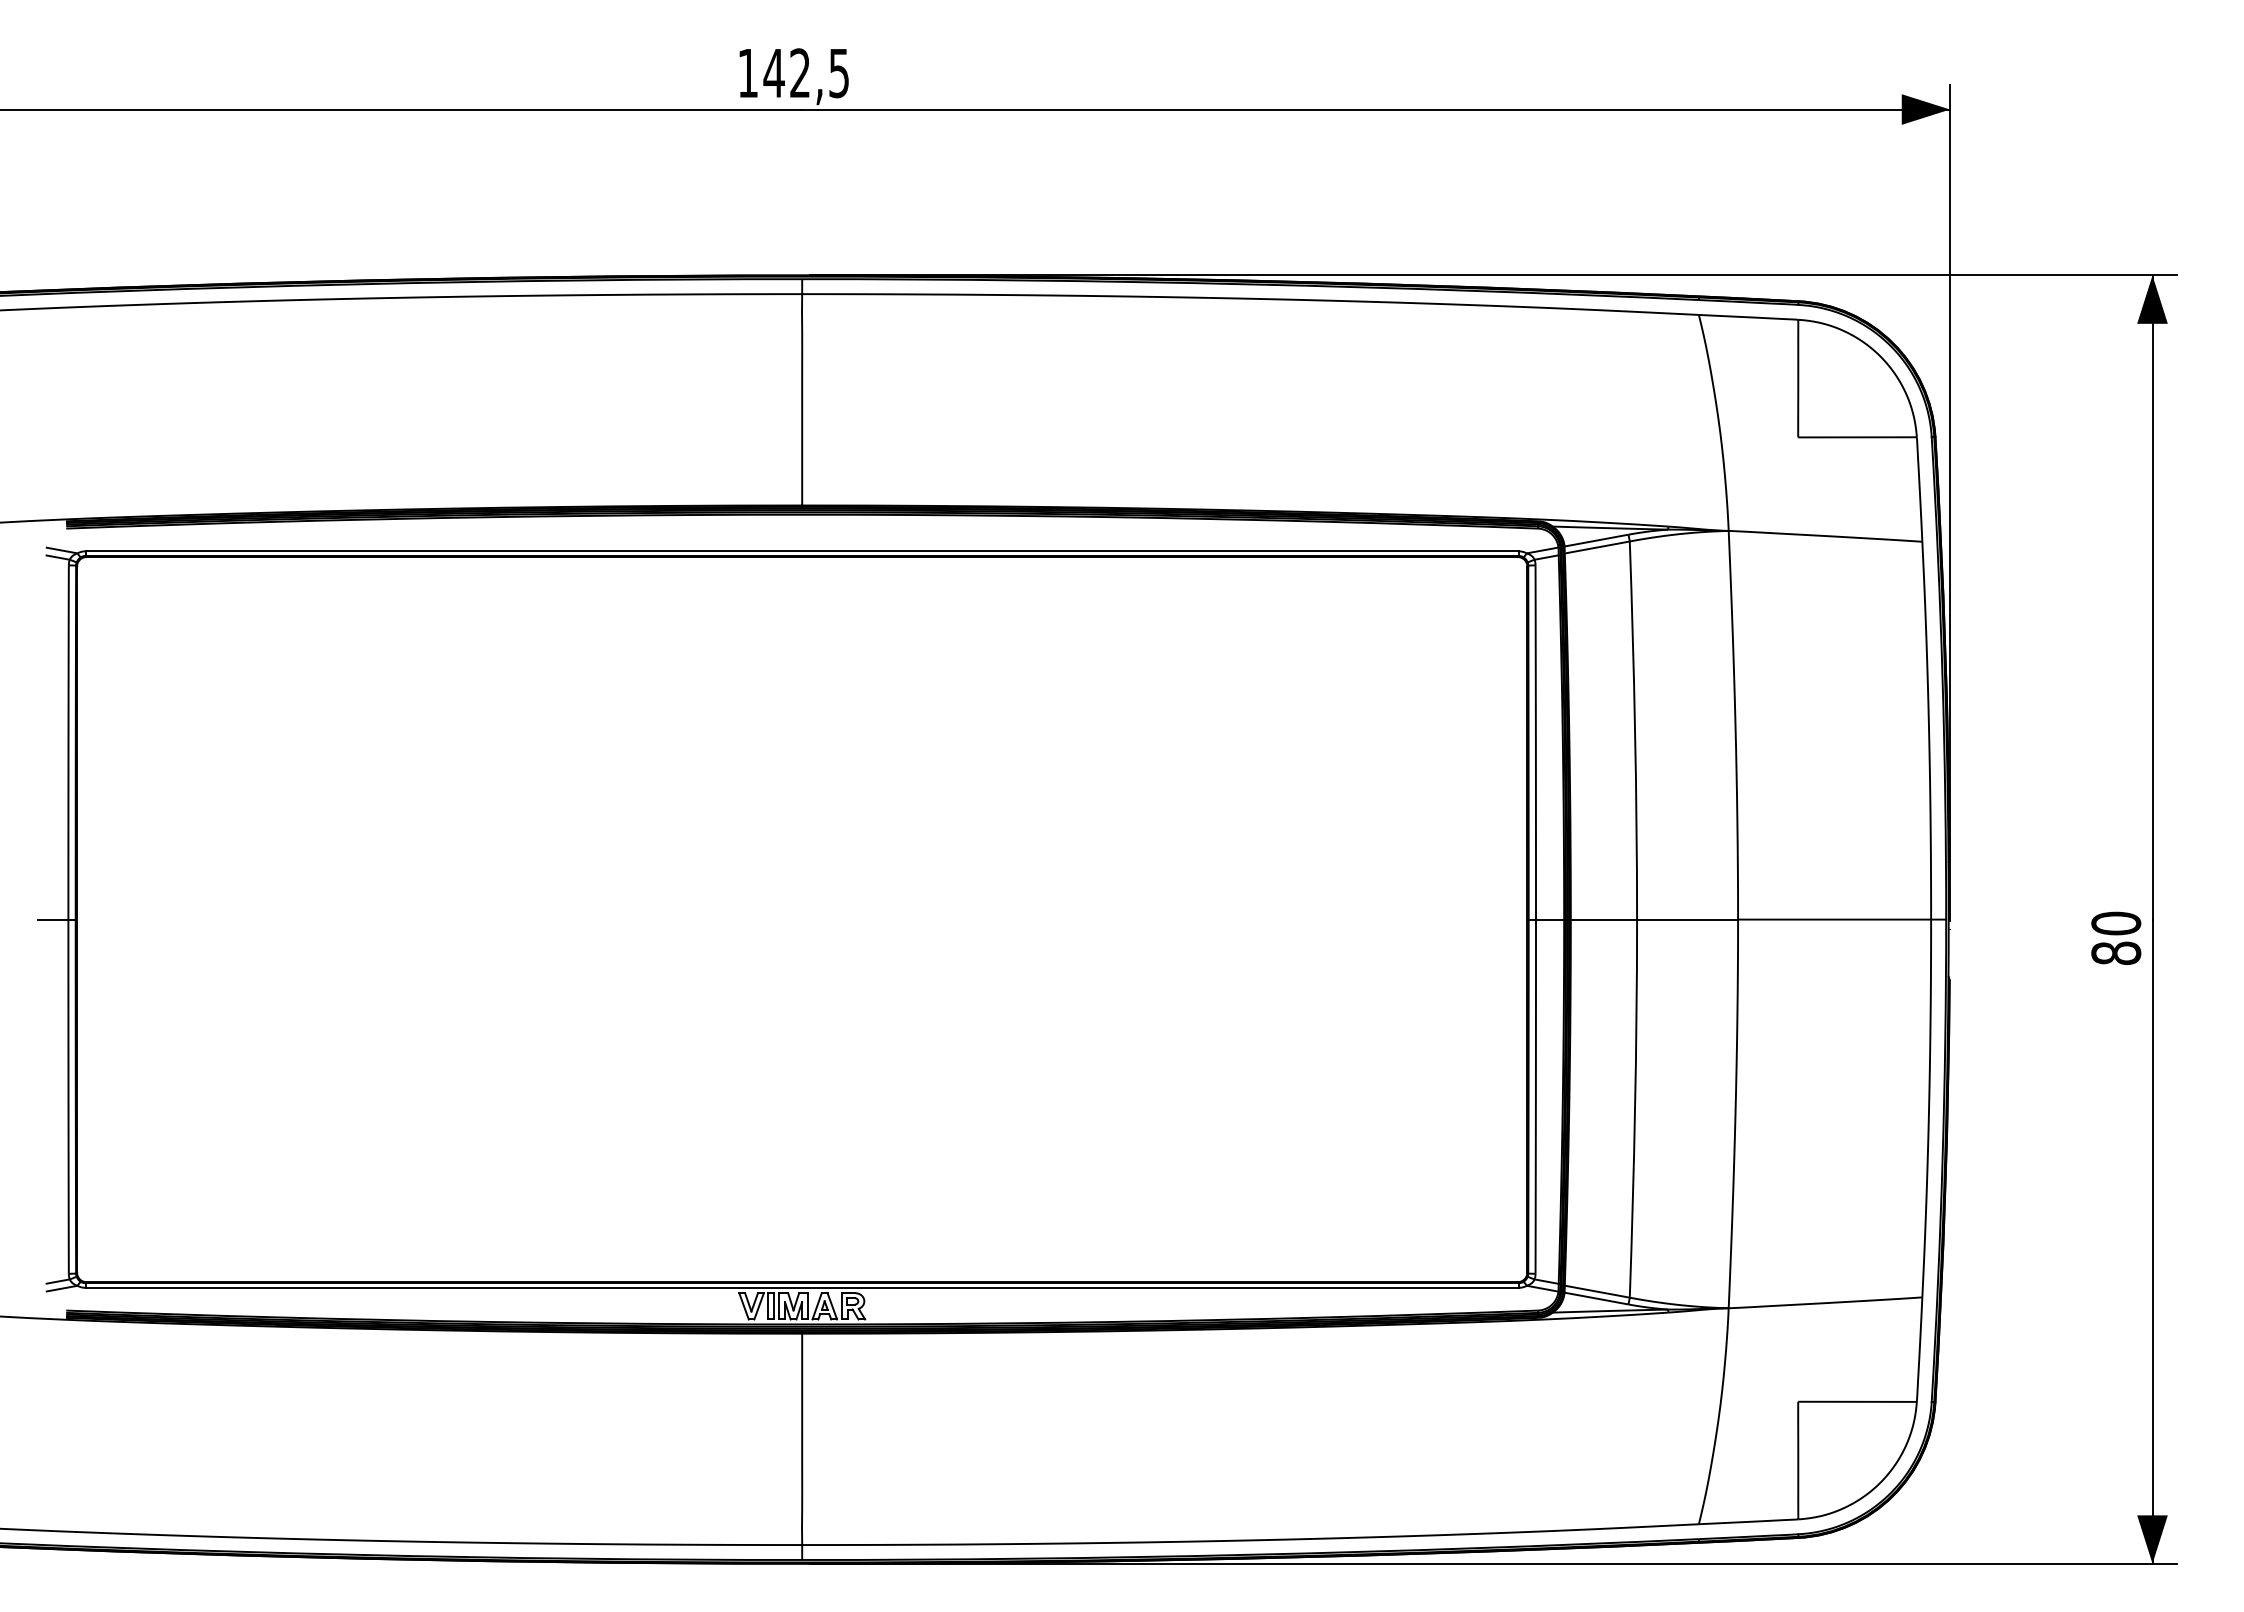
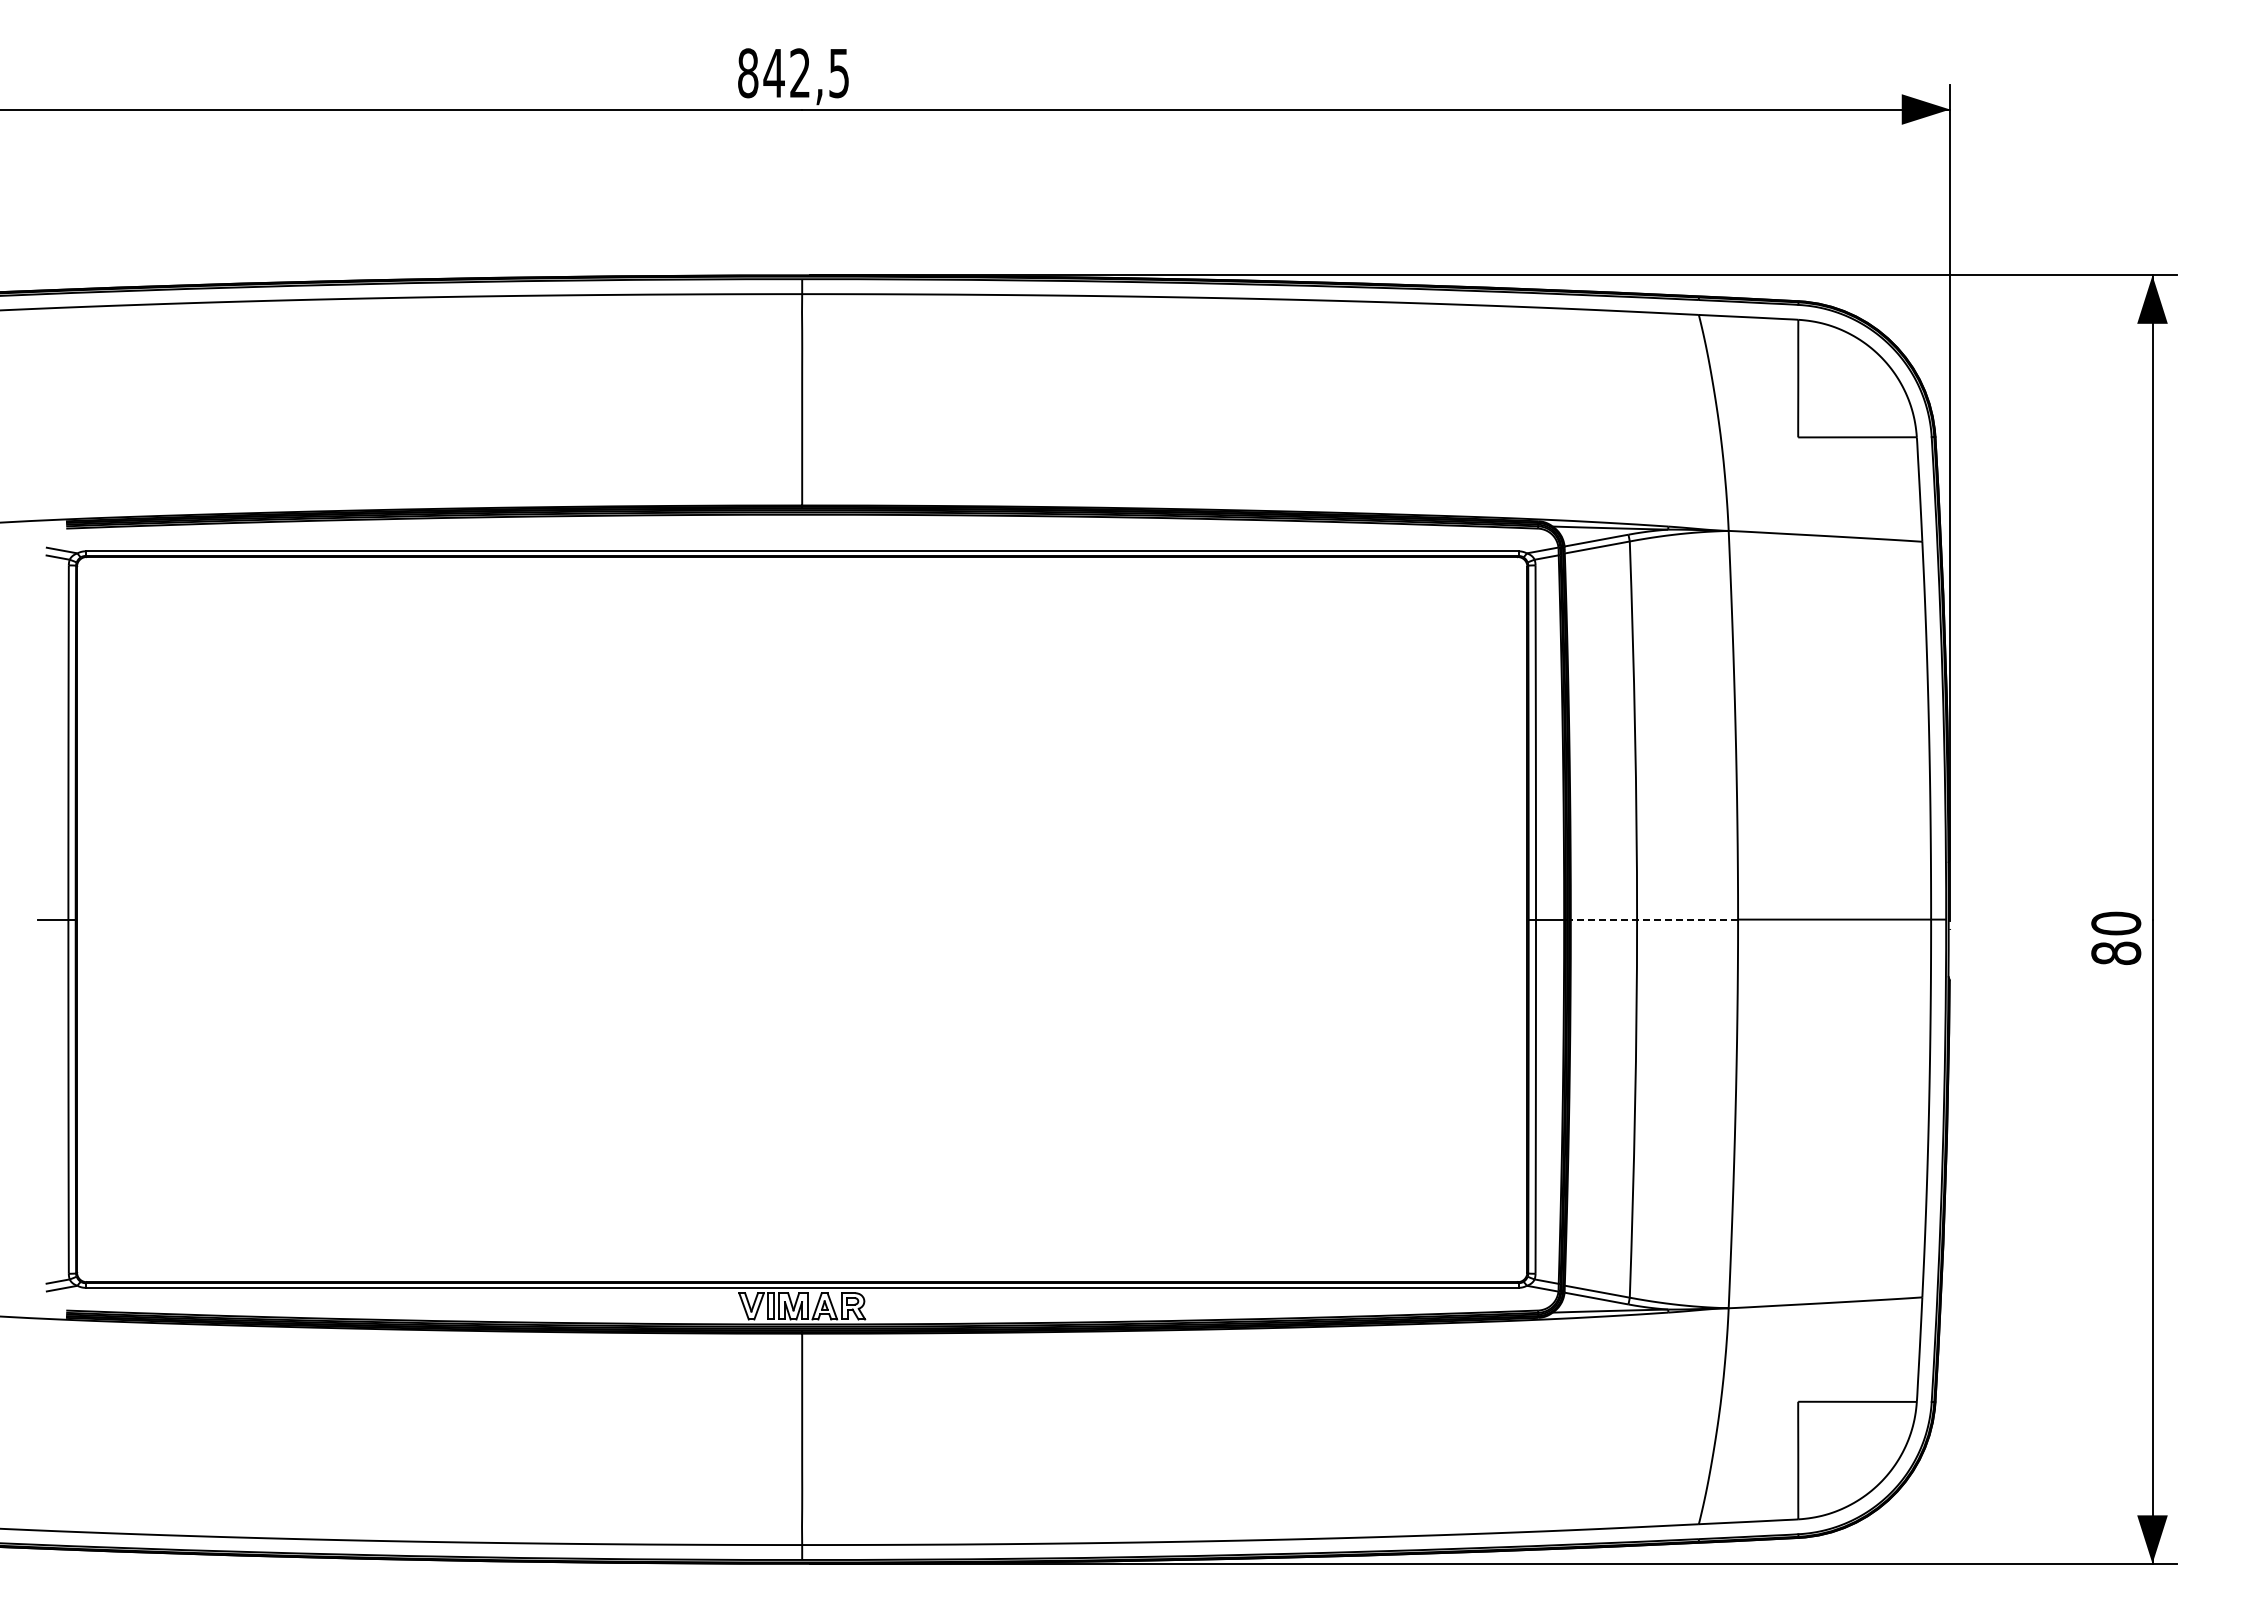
text: 142,5 -> 842,5 (748, 73)
line: solid -> dashed (1653, 919)
